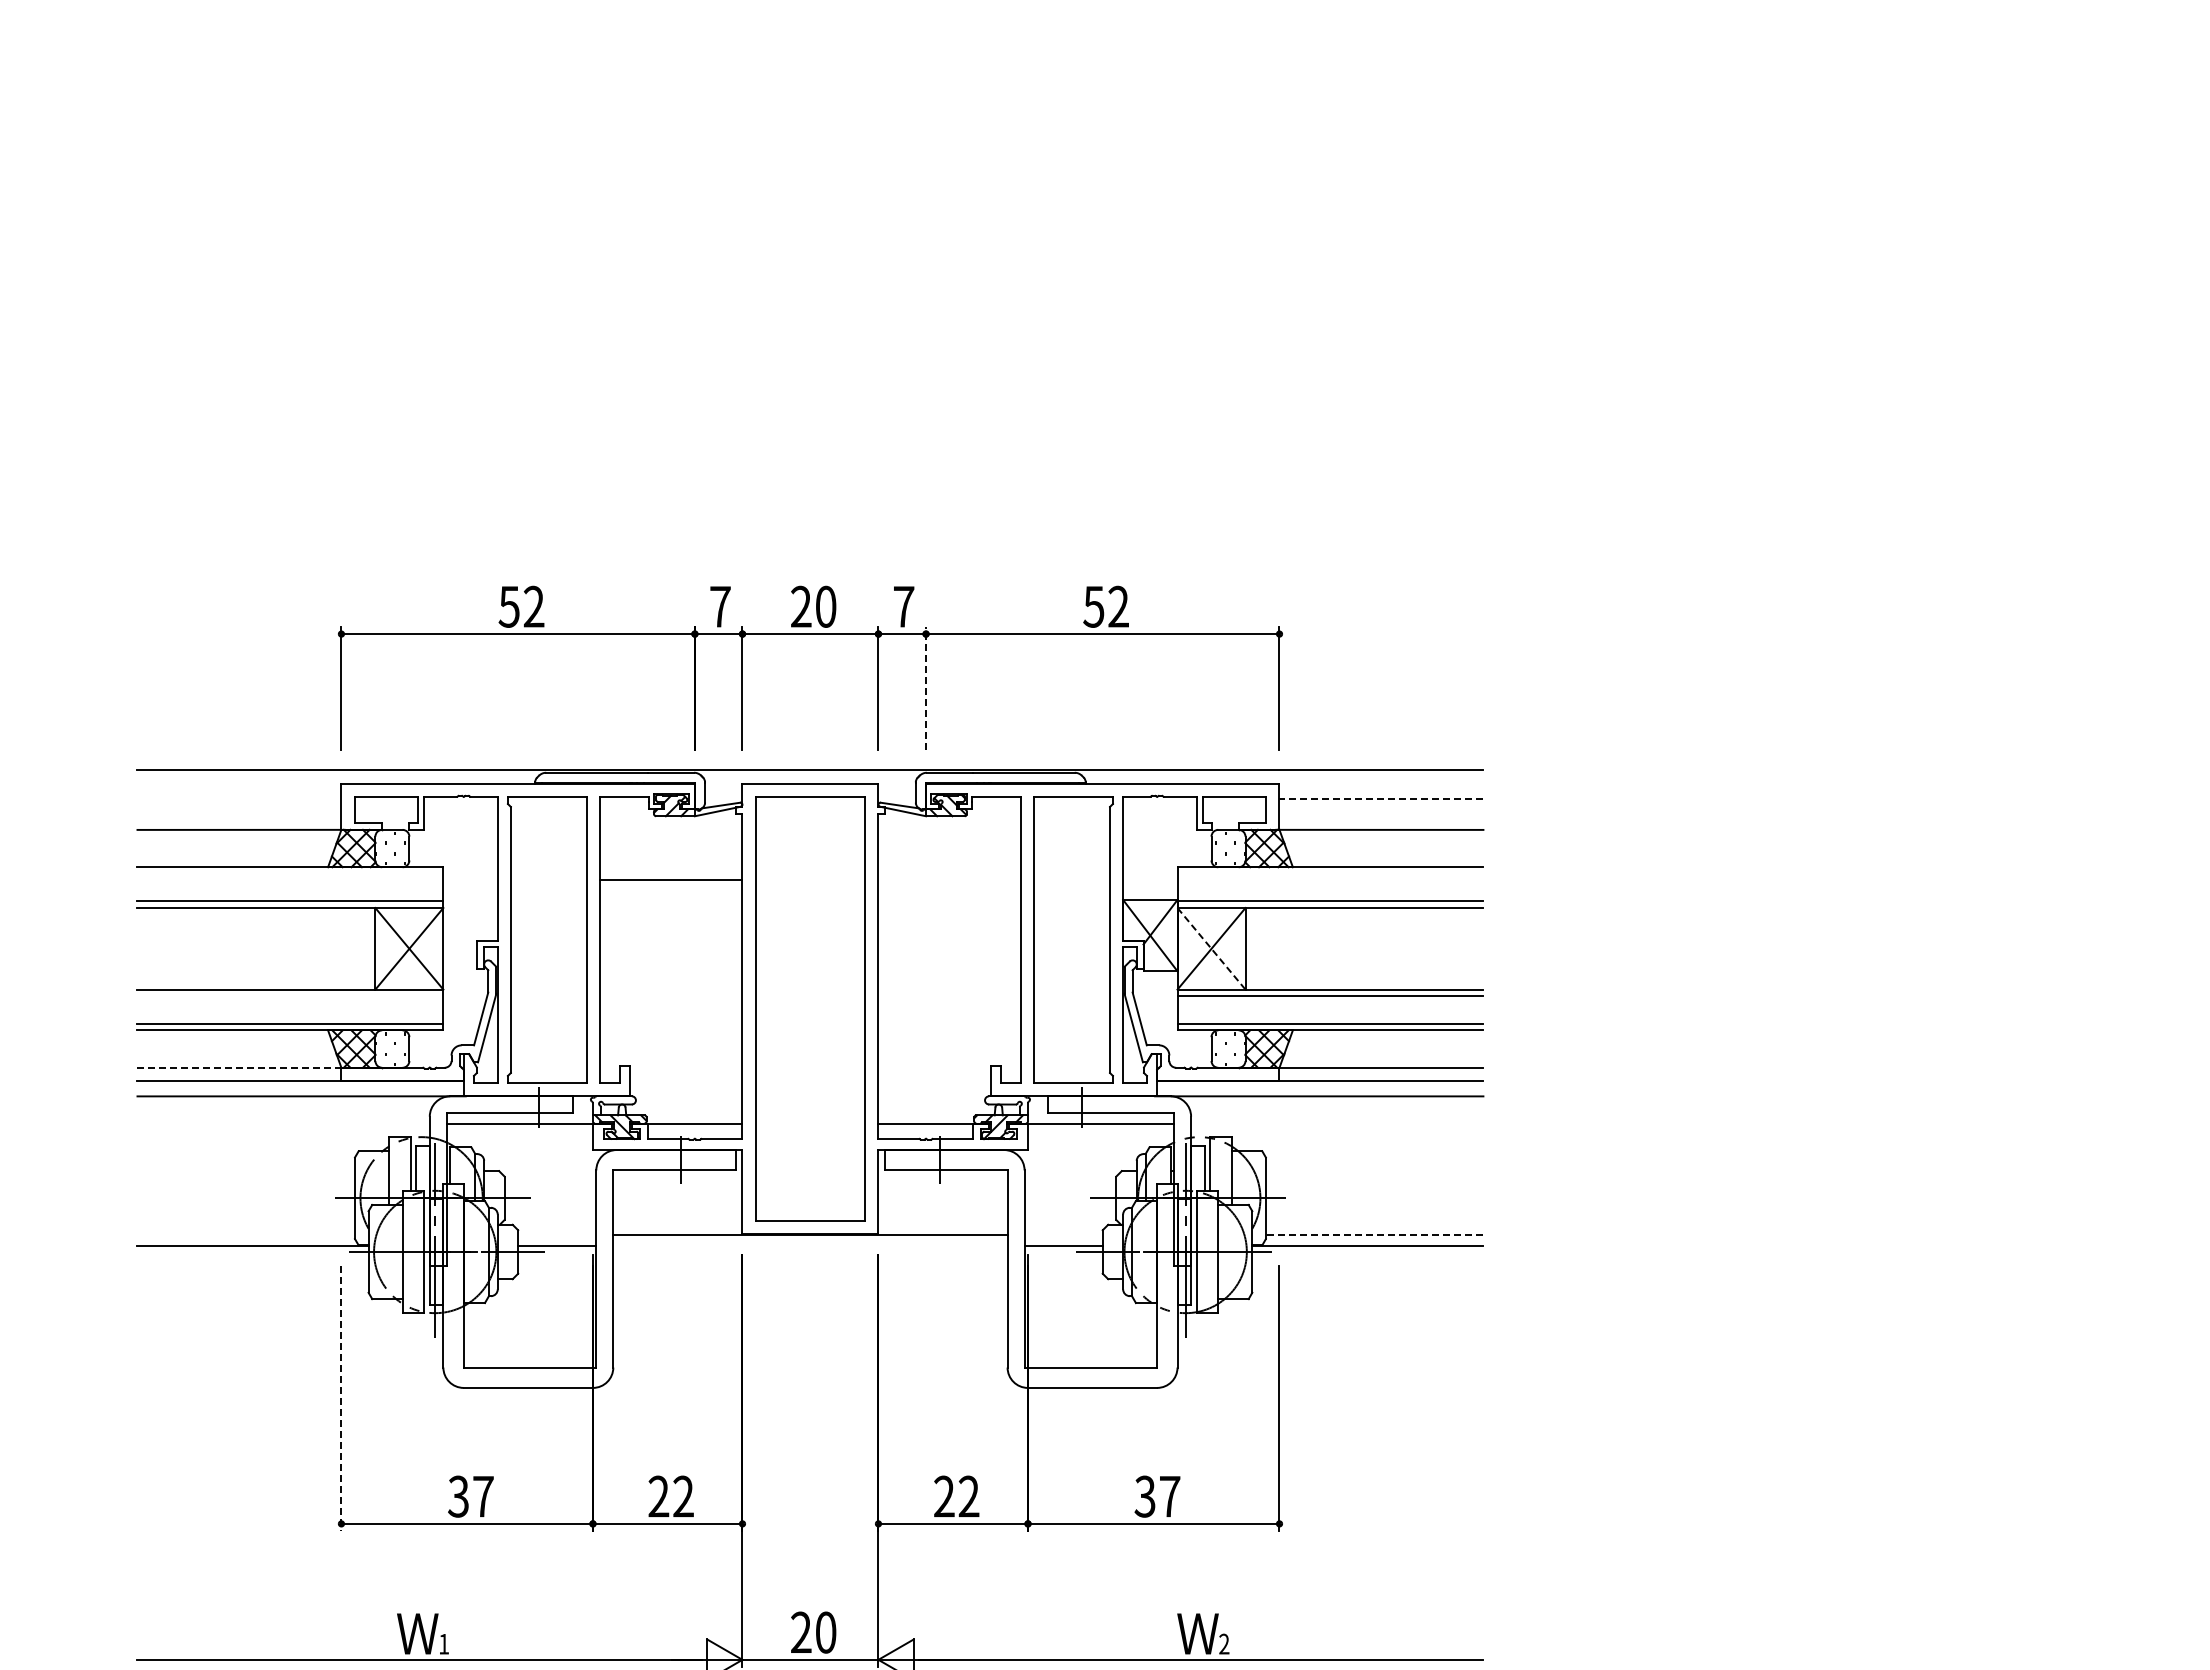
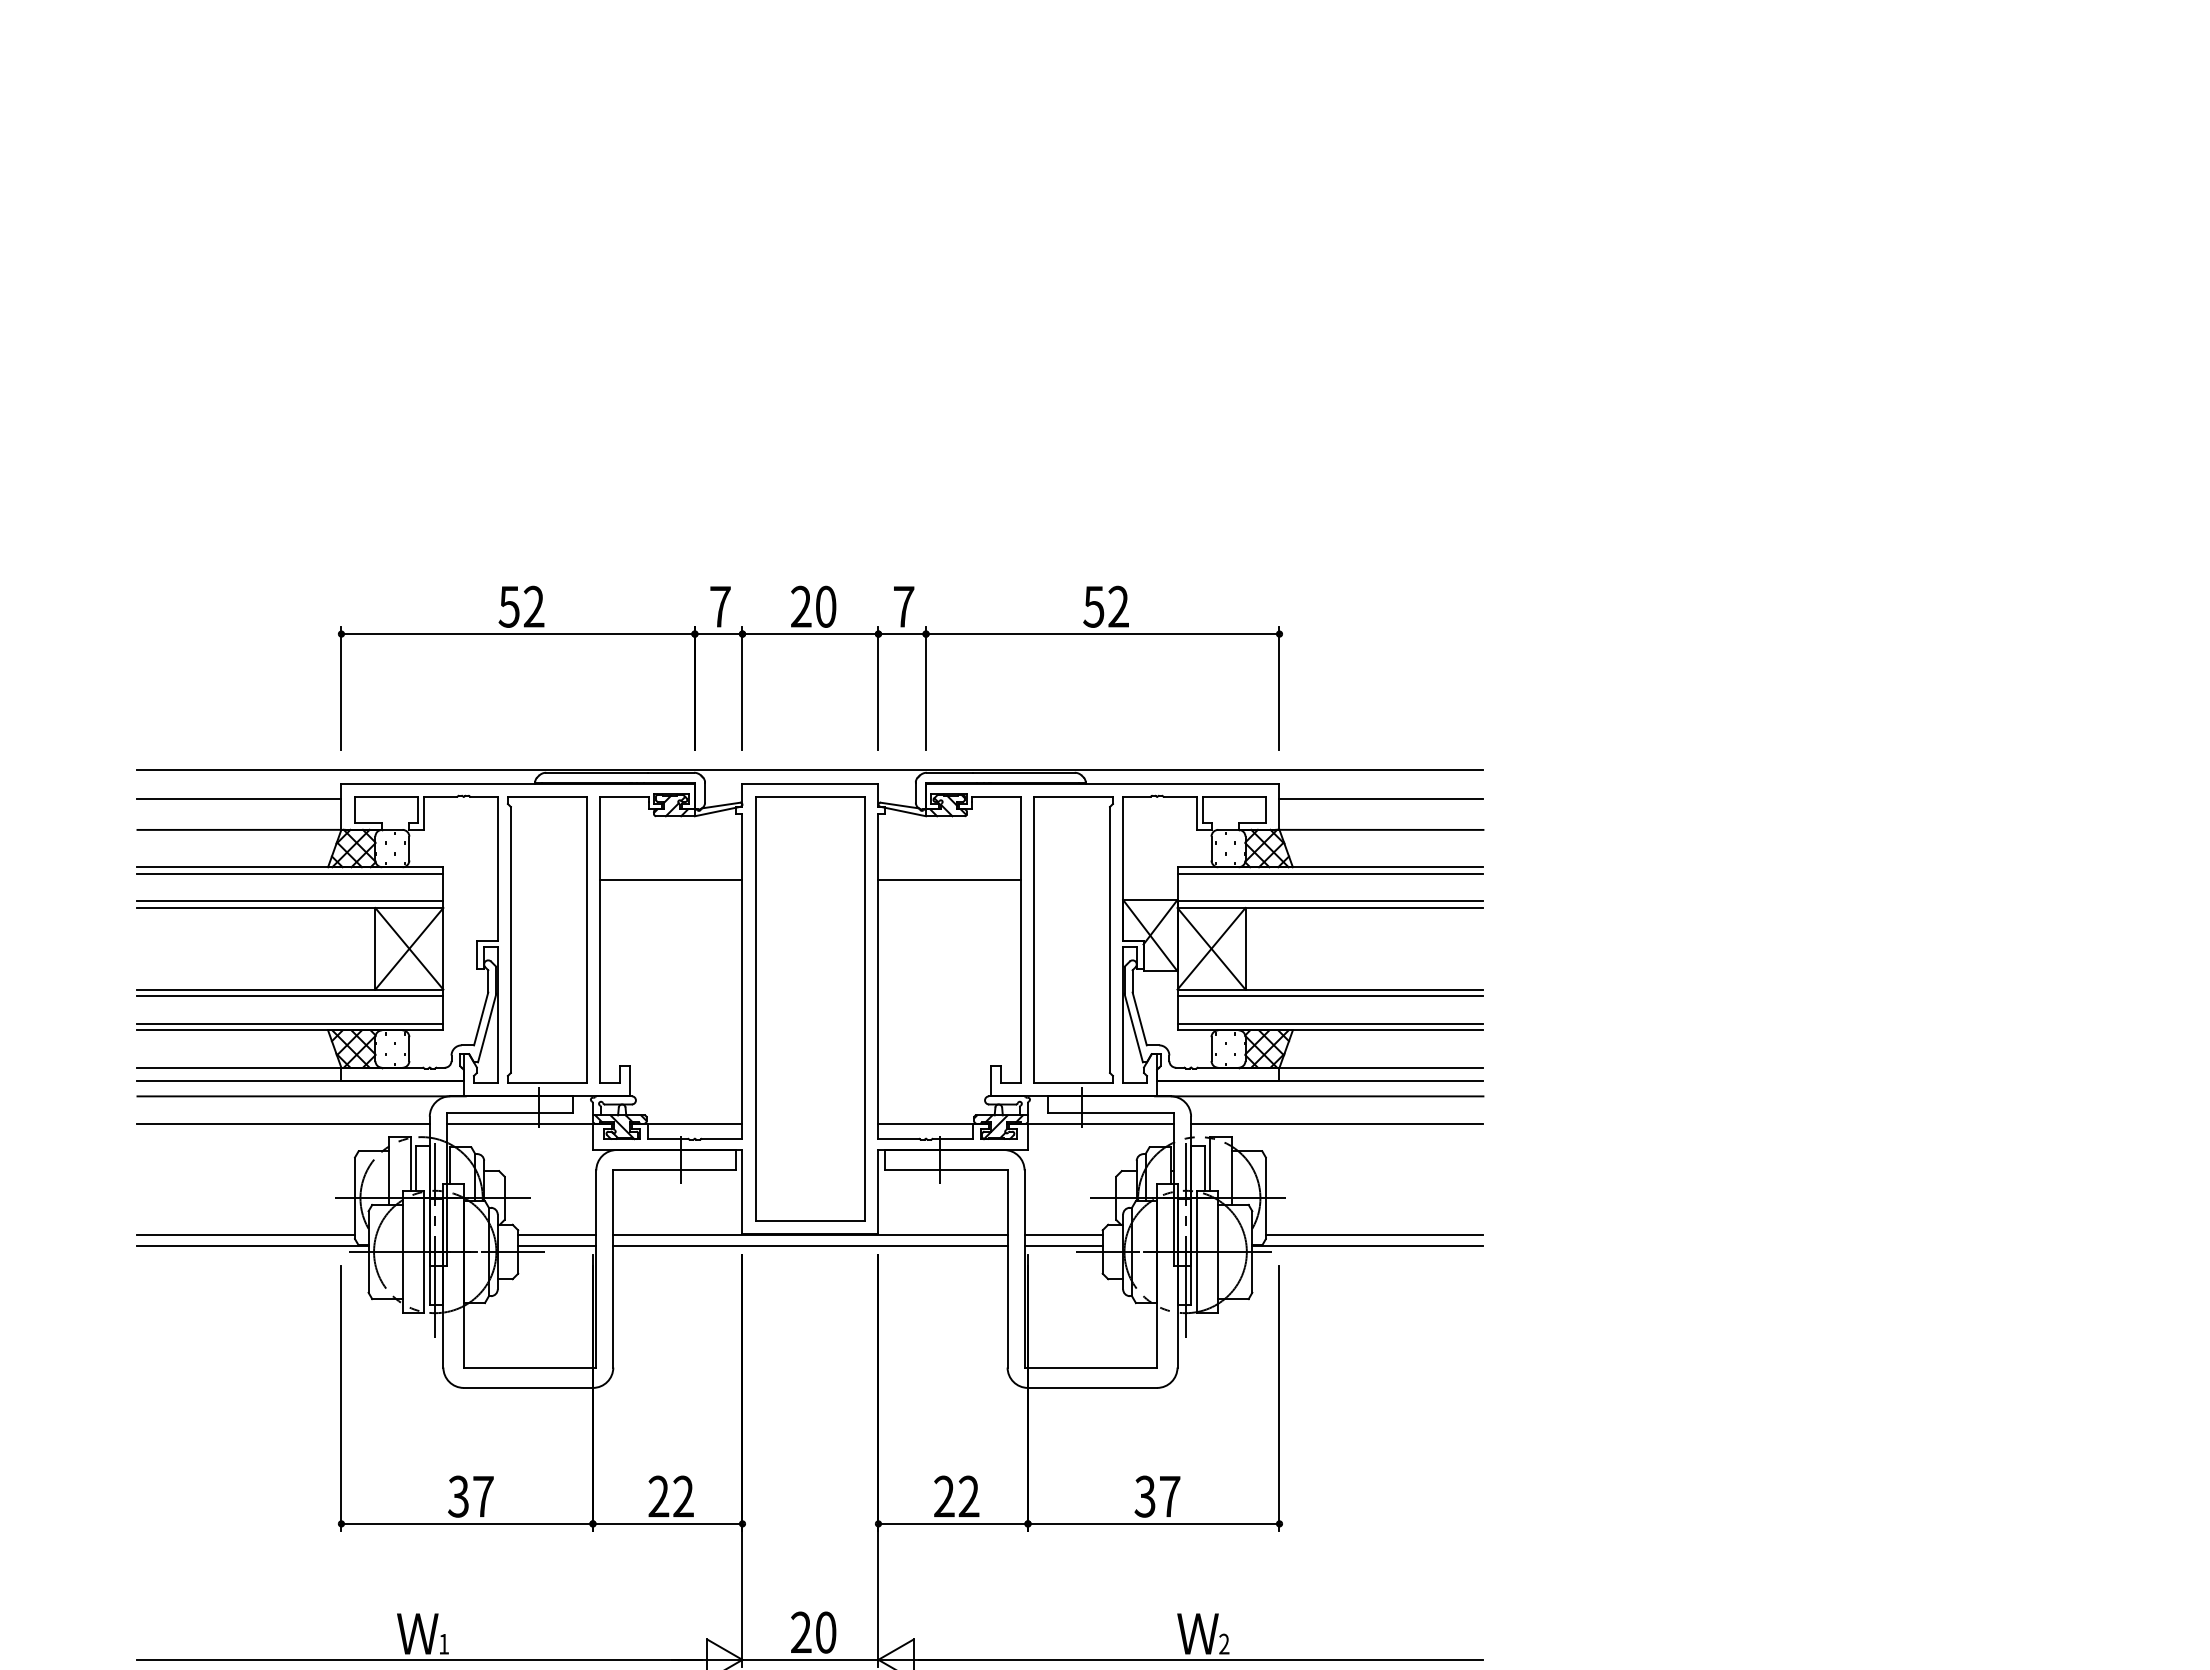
line: dashed -> solid (926, 687)
line: none -> present (239, 798)
line: dashed -> solid (1381, 798)
line: none -> present (290, 874)
line: none -> present (1330, 874)
line: none -> present (949, 880)
line: dashed -> solid (1211, 949)
line: none -> present (290, 996)
line: dashed -> solid (241, 1067)
line: none -> present (283, 1123)
line: none -> present (1337, 1123)
line: none -> present (246, 1234)
line: none -> present (557, 1234)
line: none -> present (1063, 1234)
line: dashed -> solid (1374, 1234)
line: none -> present (810, 1245)
line: dashed -> solid (341, 1398)
